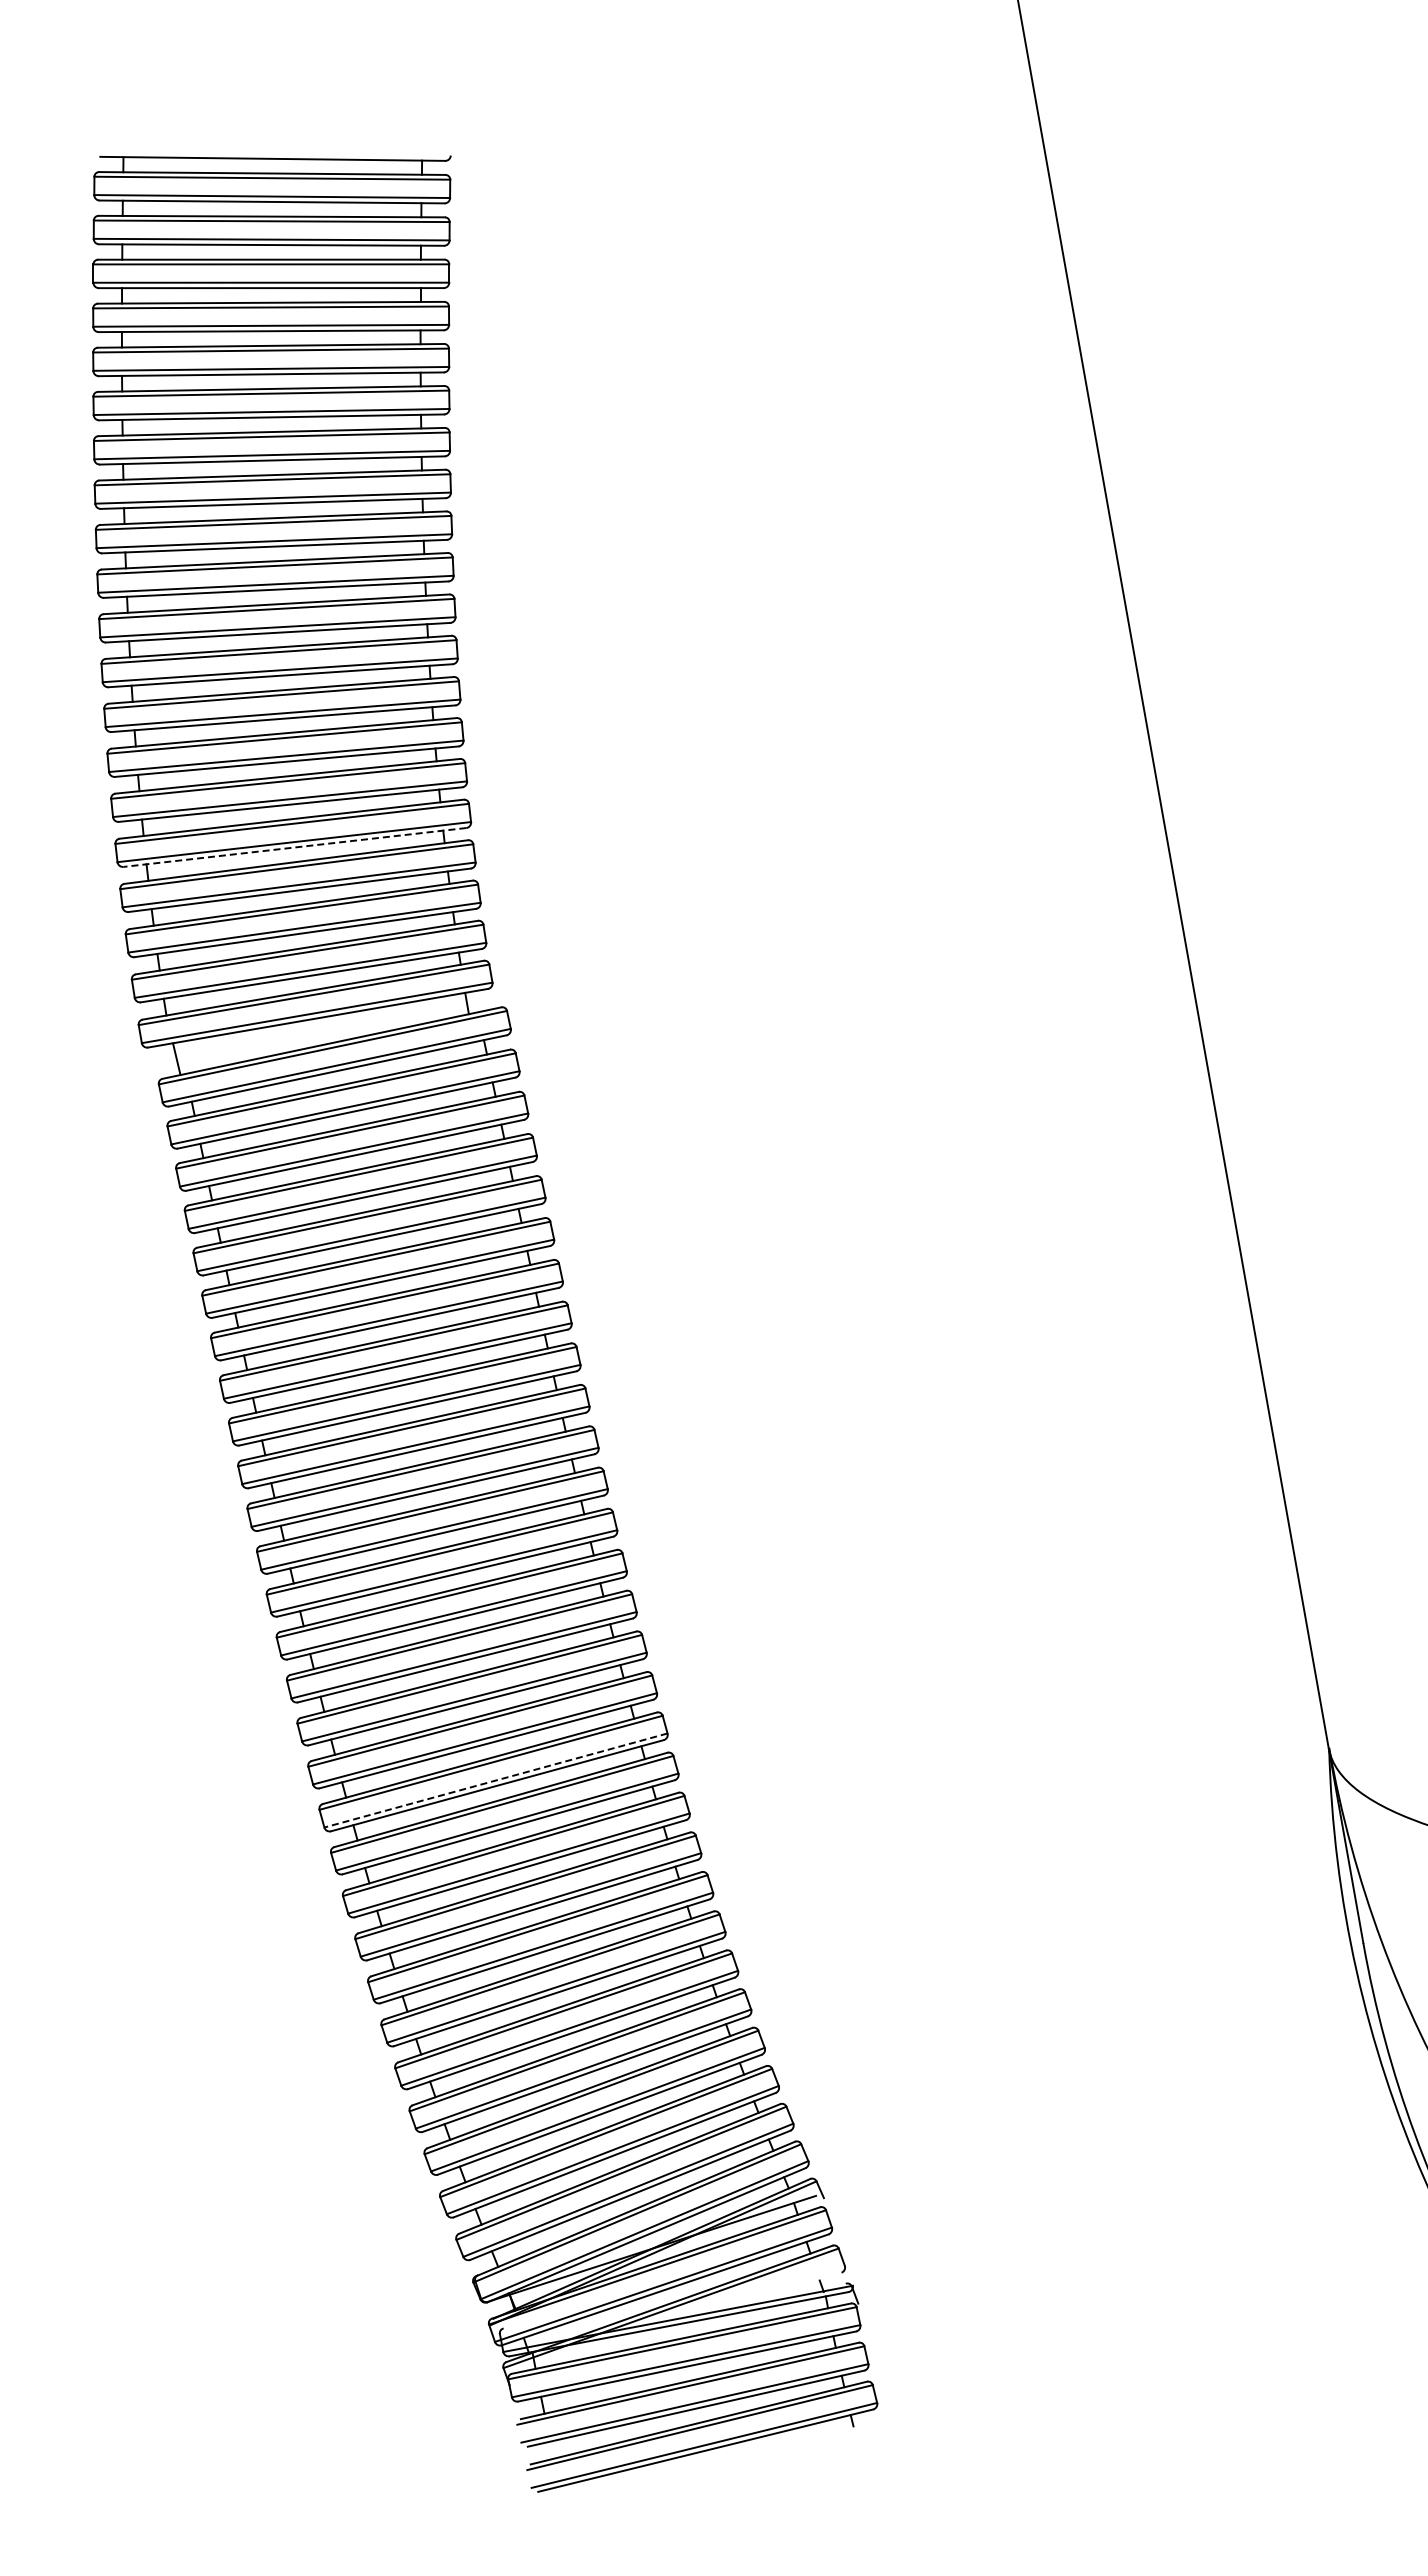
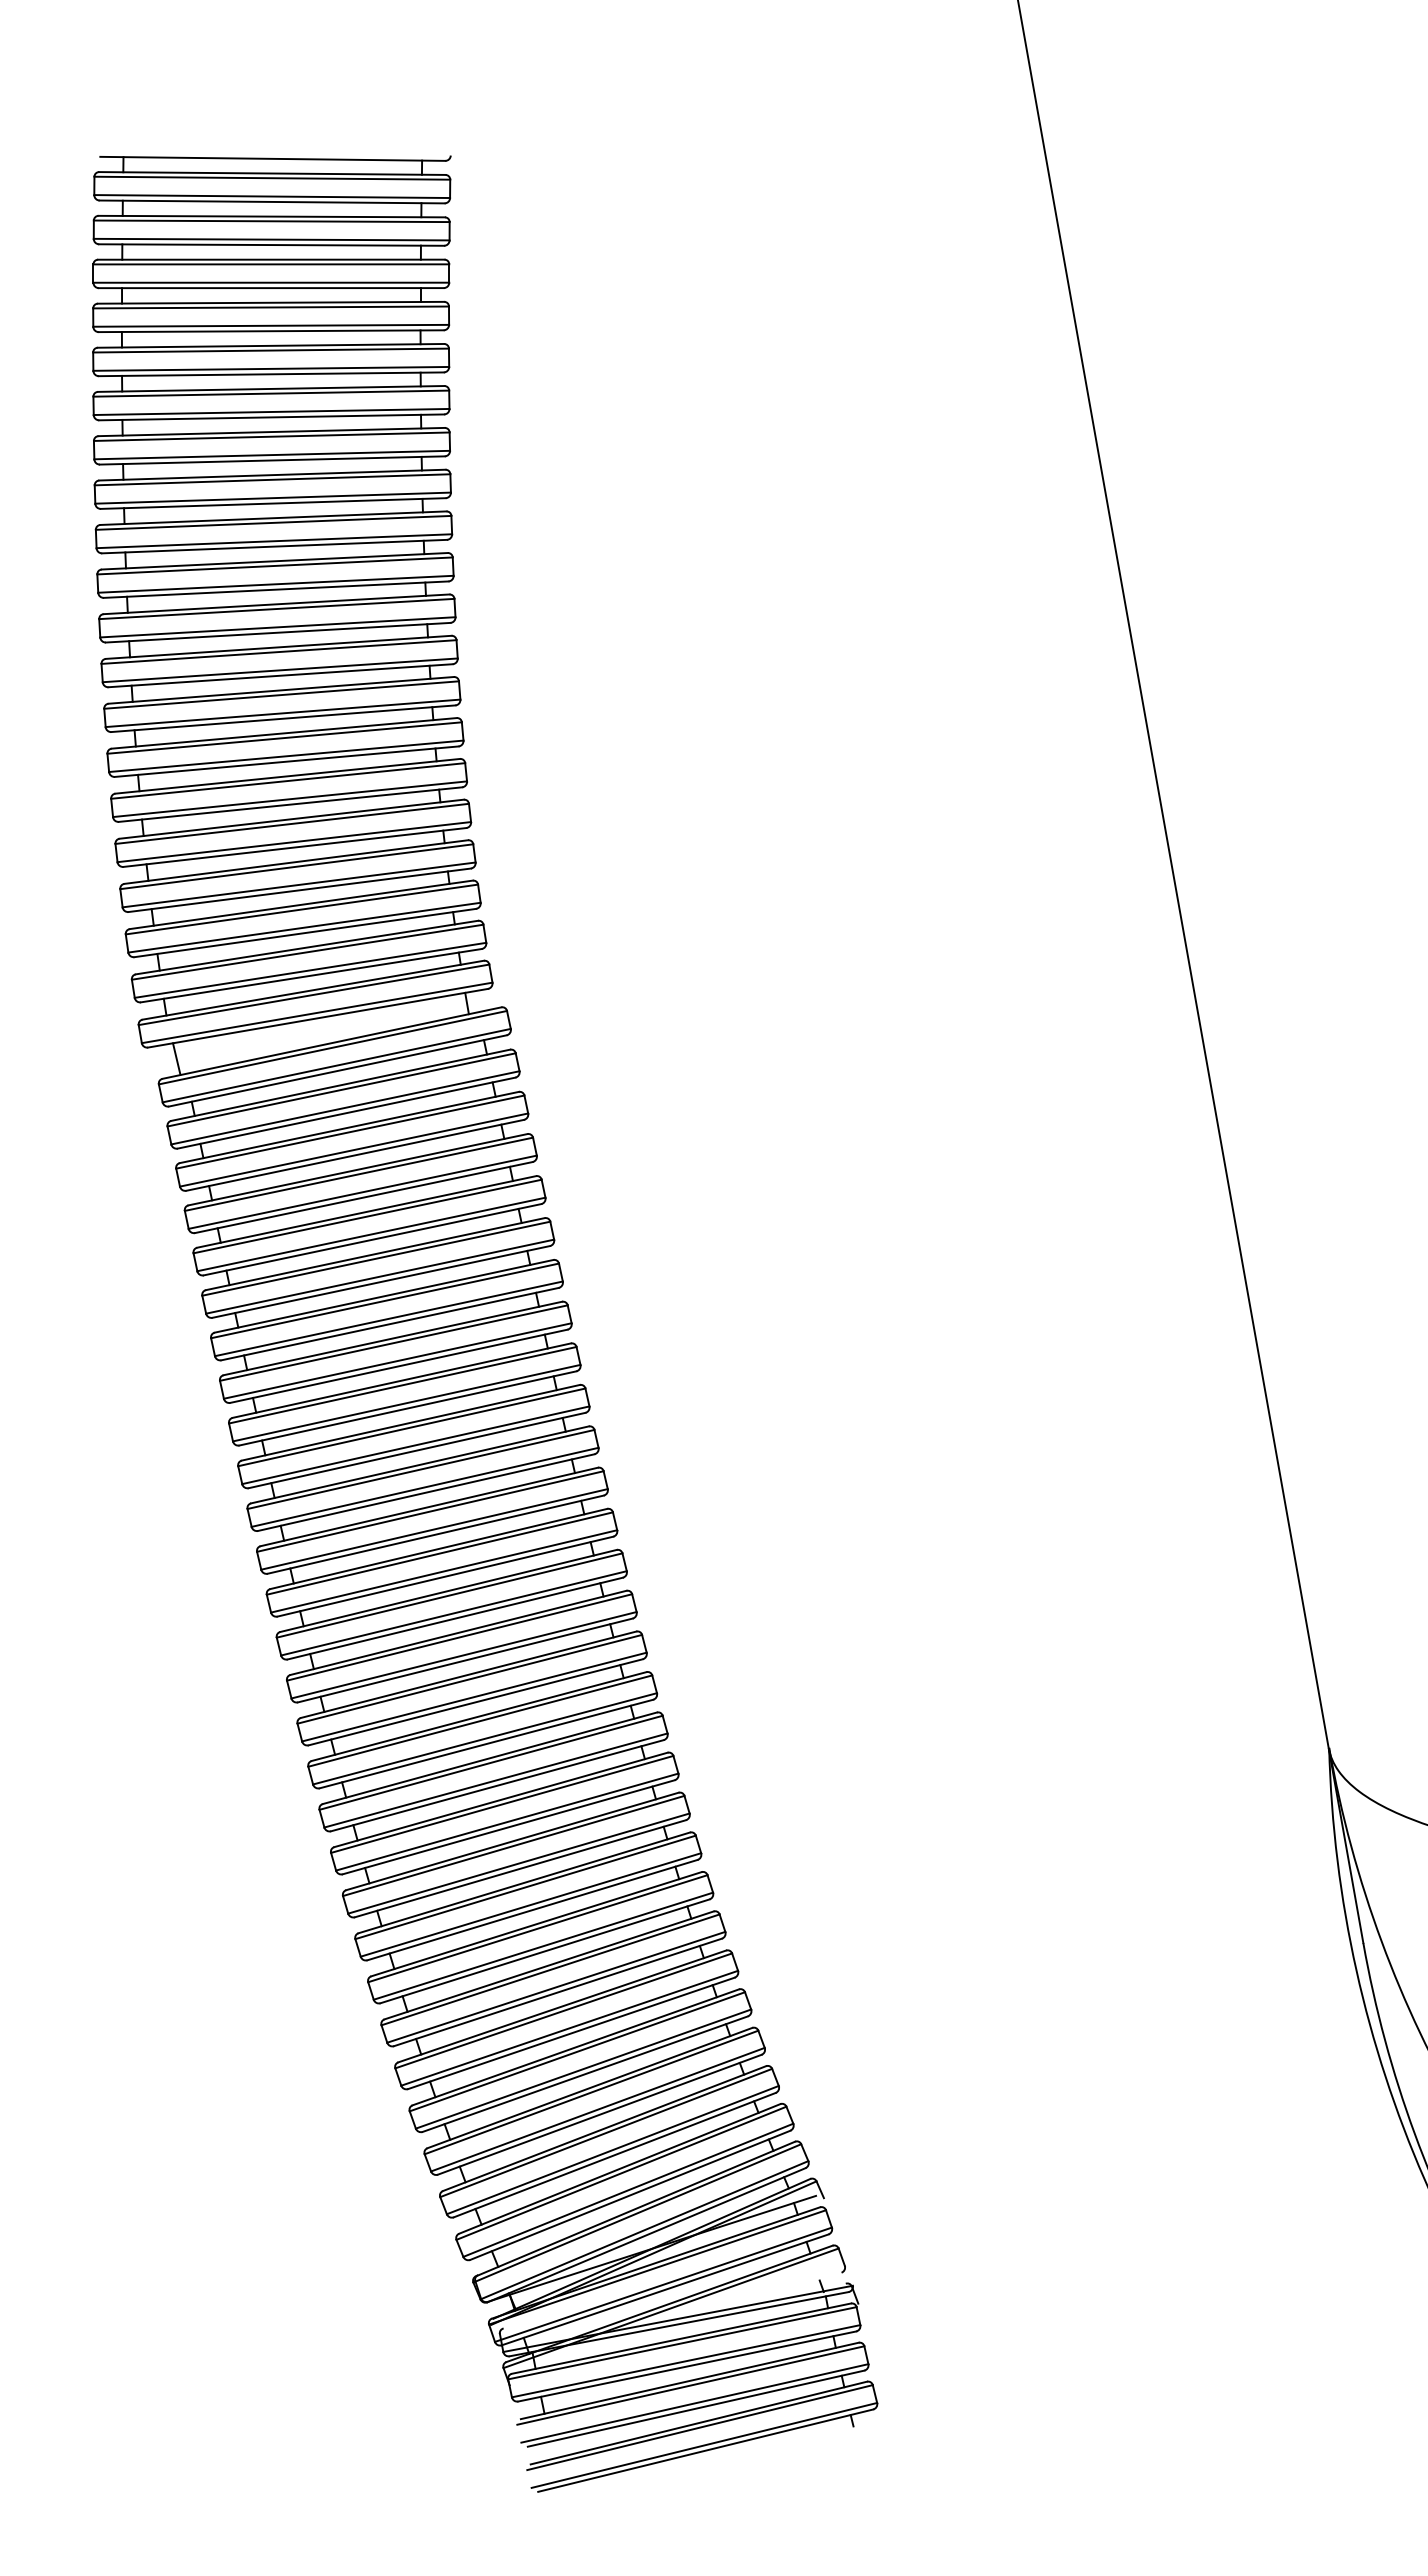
line: dashed -> solid (294, 847)
line: dashed -> solid (495, 1780)
